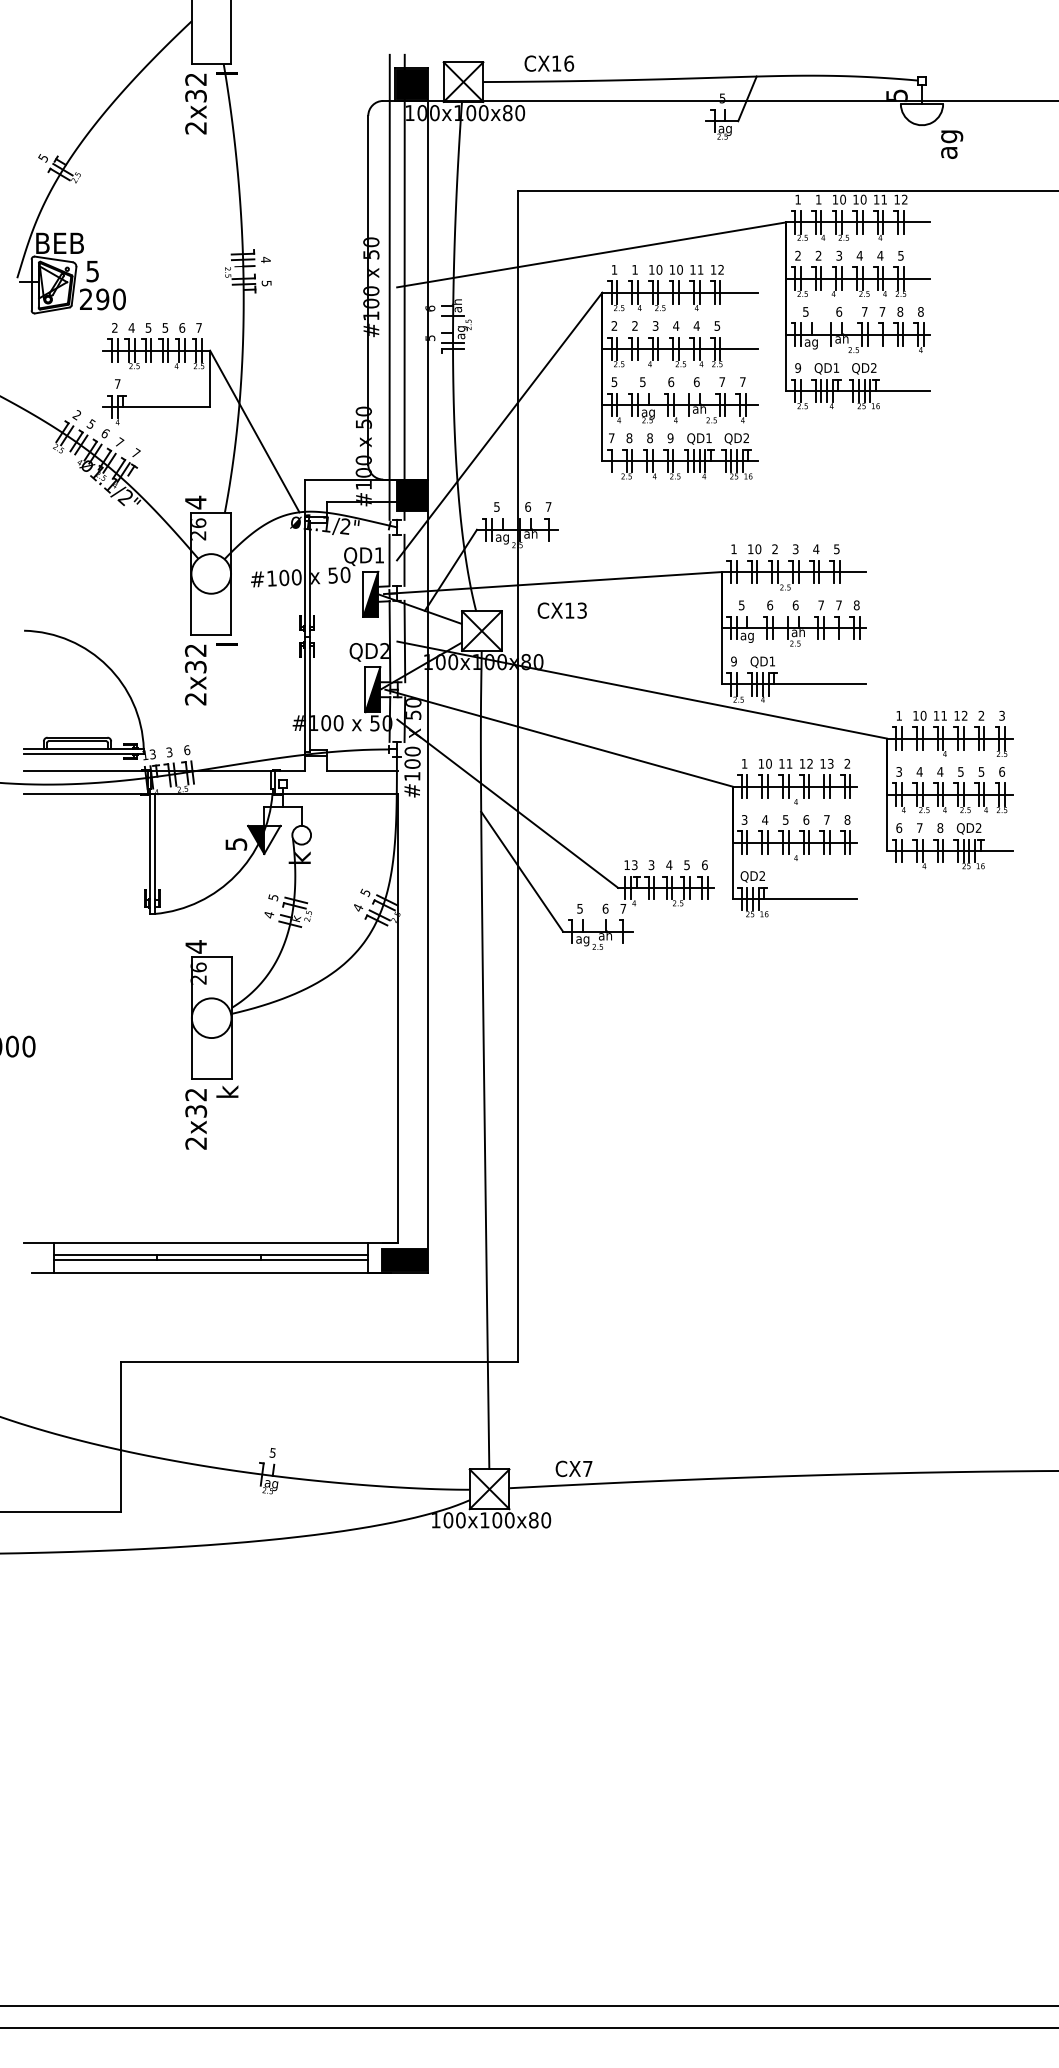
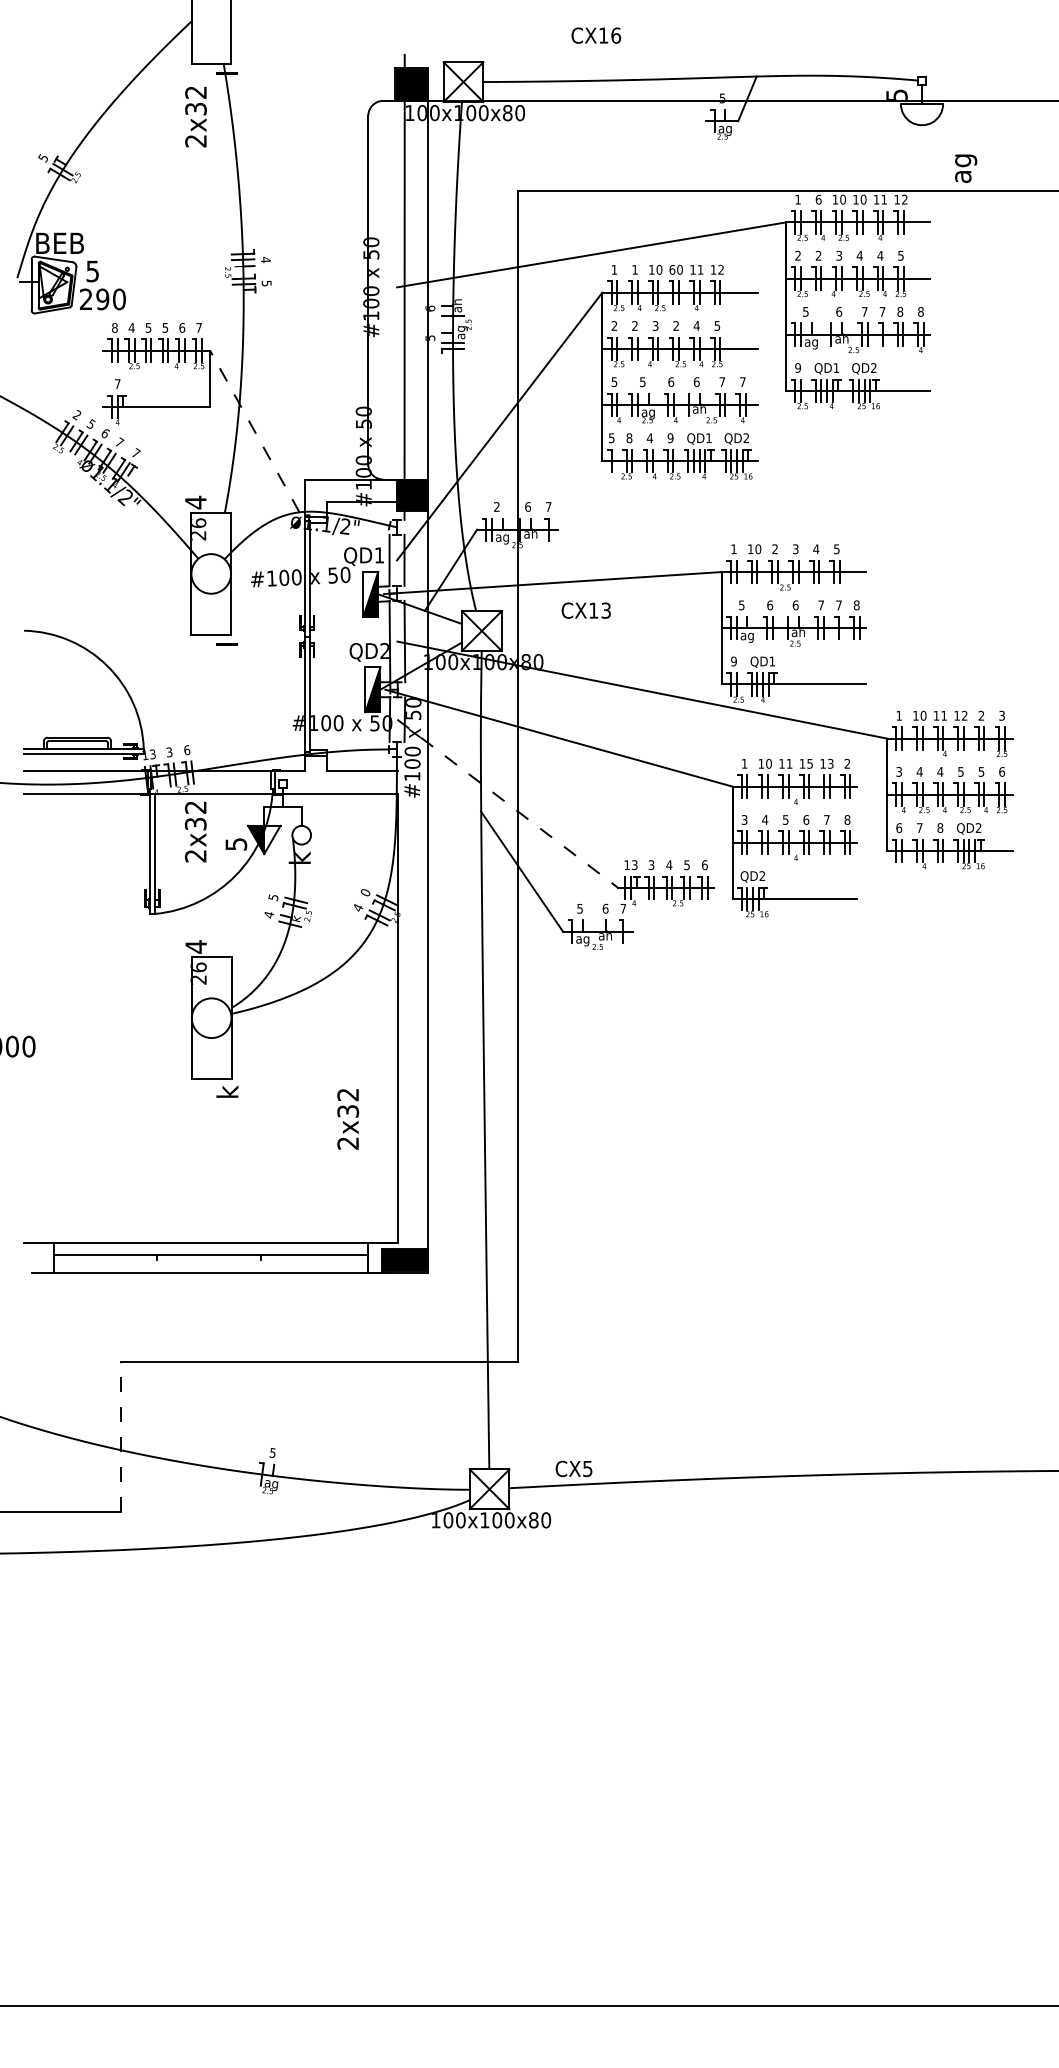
text position: (549, 63) -> (596, 35) (596, 35)
text position: (195, 103) -> (195, 116) (195, 116)
text position: (952, 144) -> (966, 168) (966, 168)
text: 1 -> 6 (818, 199)
text: 10 -> 60 (672, 269)
line: present -> none (389, 286)
text: 4 -> 2 (676, 325)
text: 2 -> 8 (114, 327)
line: solid -> dashed (254, 431)
text: 7 -> 5 (611, 438)
text: 8 -> 4 (649, 438)
text: 5 -> 2 (496, 506)
text position: (561, 610) -> (585, 610) (585, 610)
text position: (195, 674) -> (195, 831) (195, 831)
text: 12 -> 15 (809, 763)
line: solid -> dashed (507, 803)
text: 5 -> 0 (364, 892)
text position: (196, 1119) -> (348, 1119) (348, 1119)
line: present -> none (211, 1259)
line: solid -> dashed (121, 1437)
text: CX7 -> CX5 (587, 1469)
line: present -> none (528, 2028)
